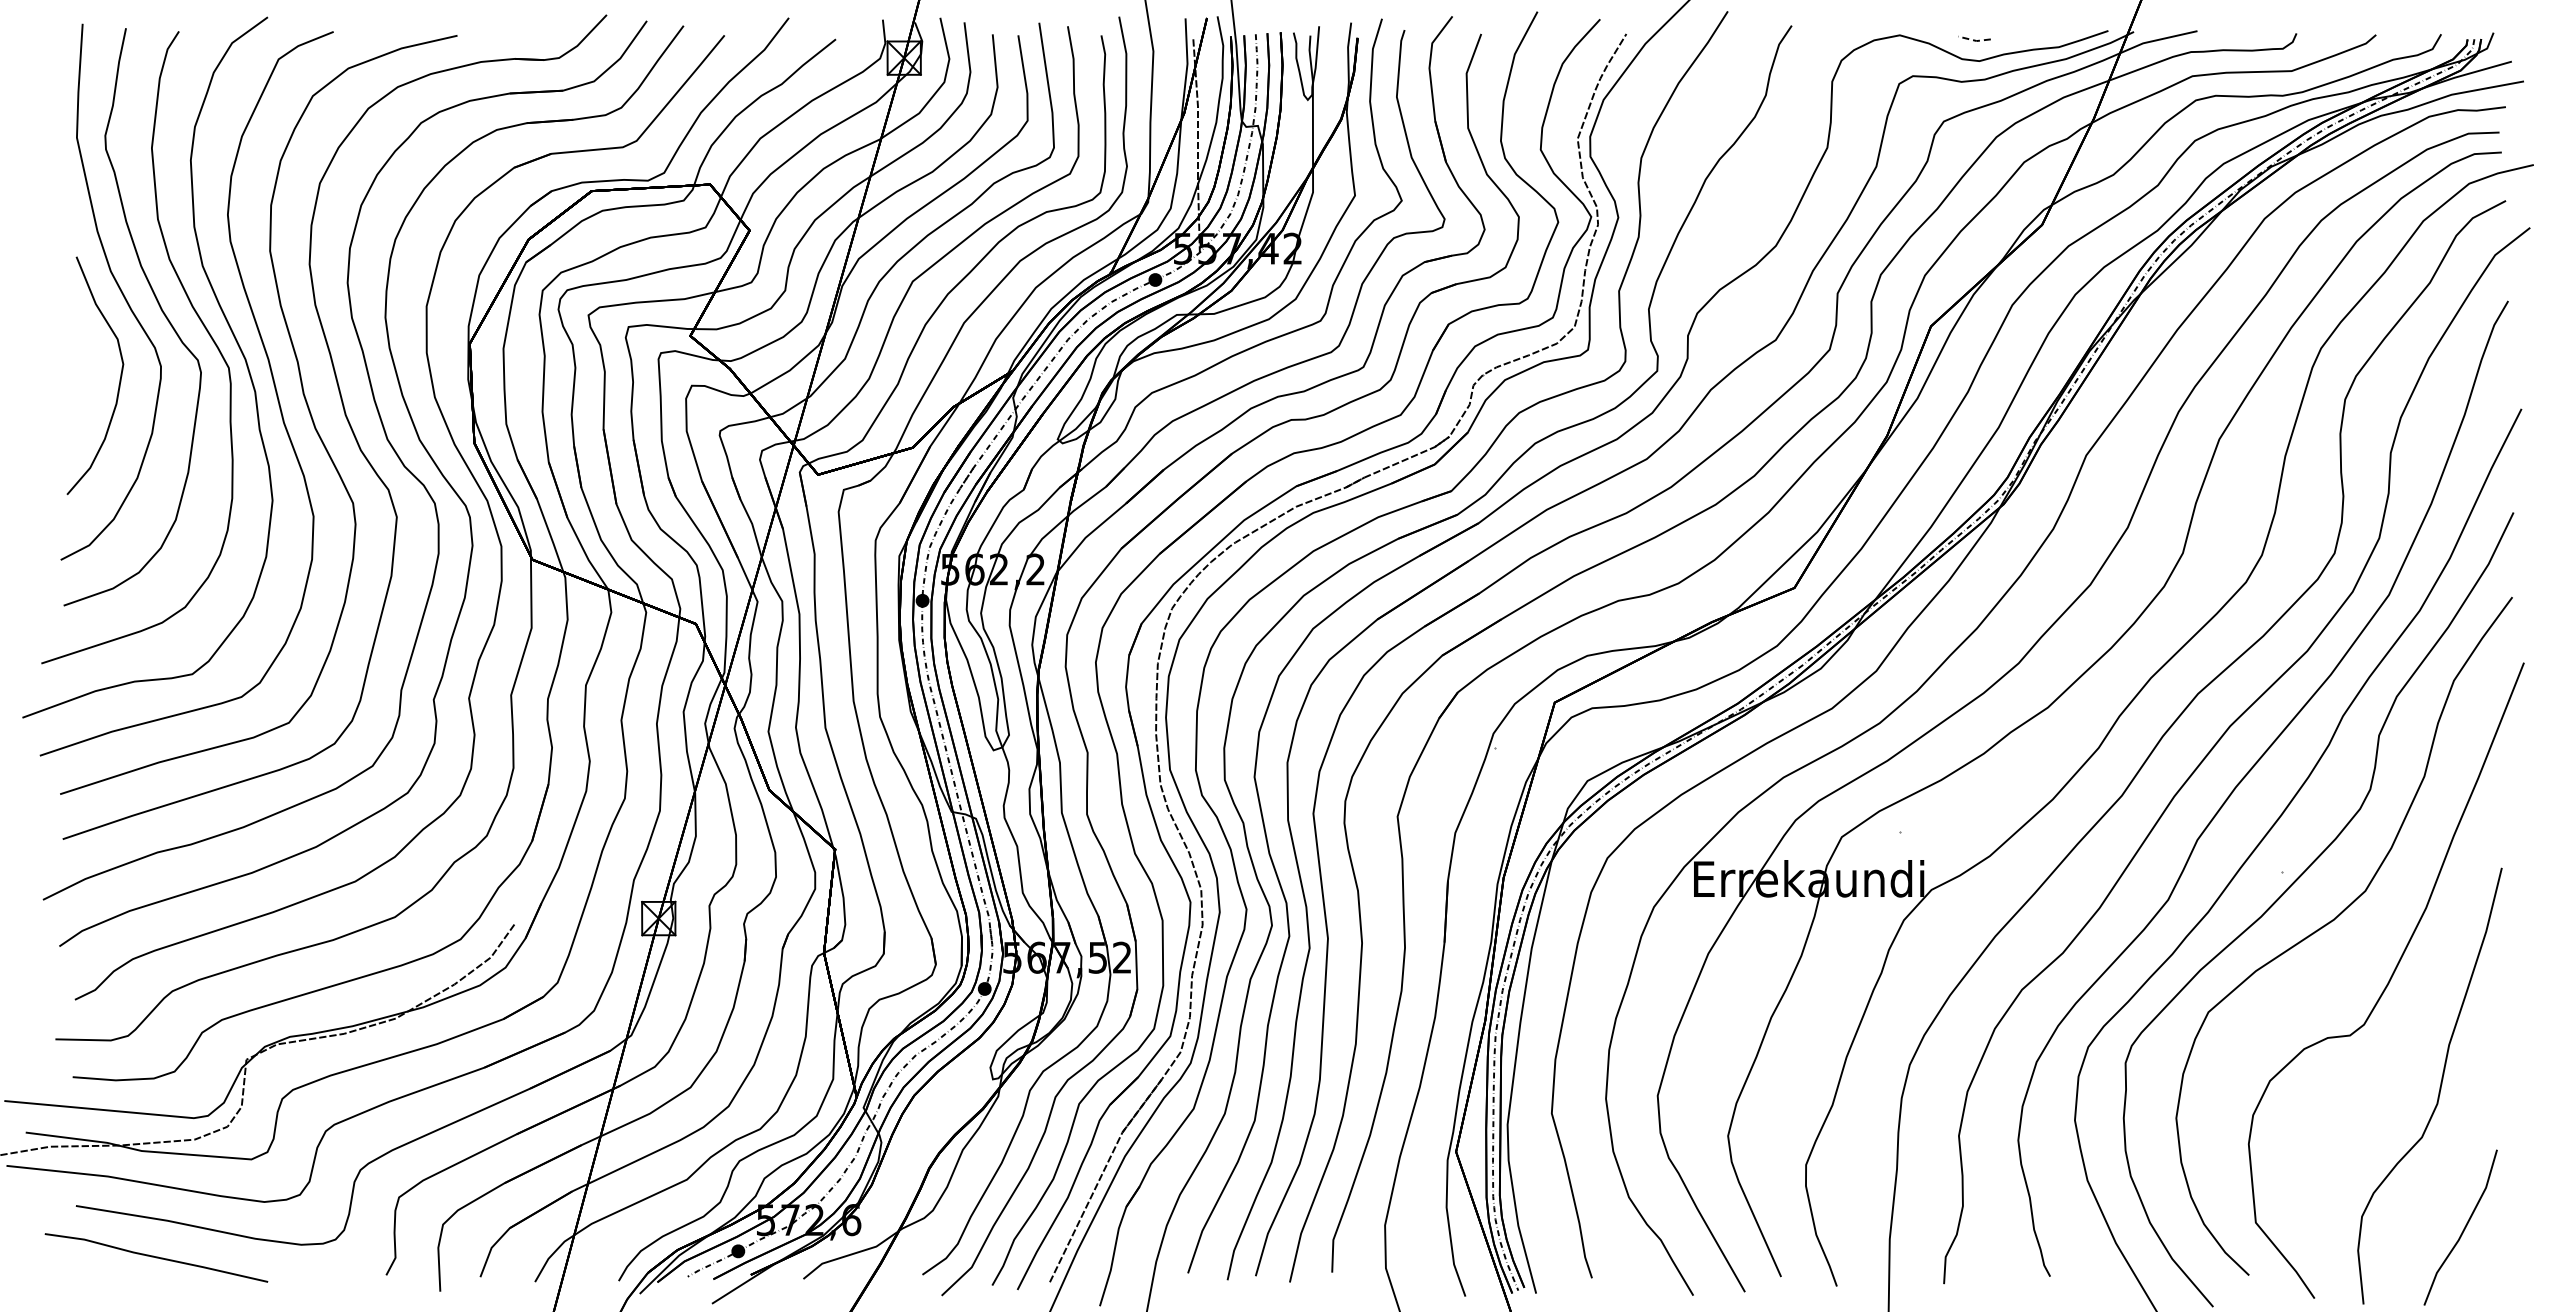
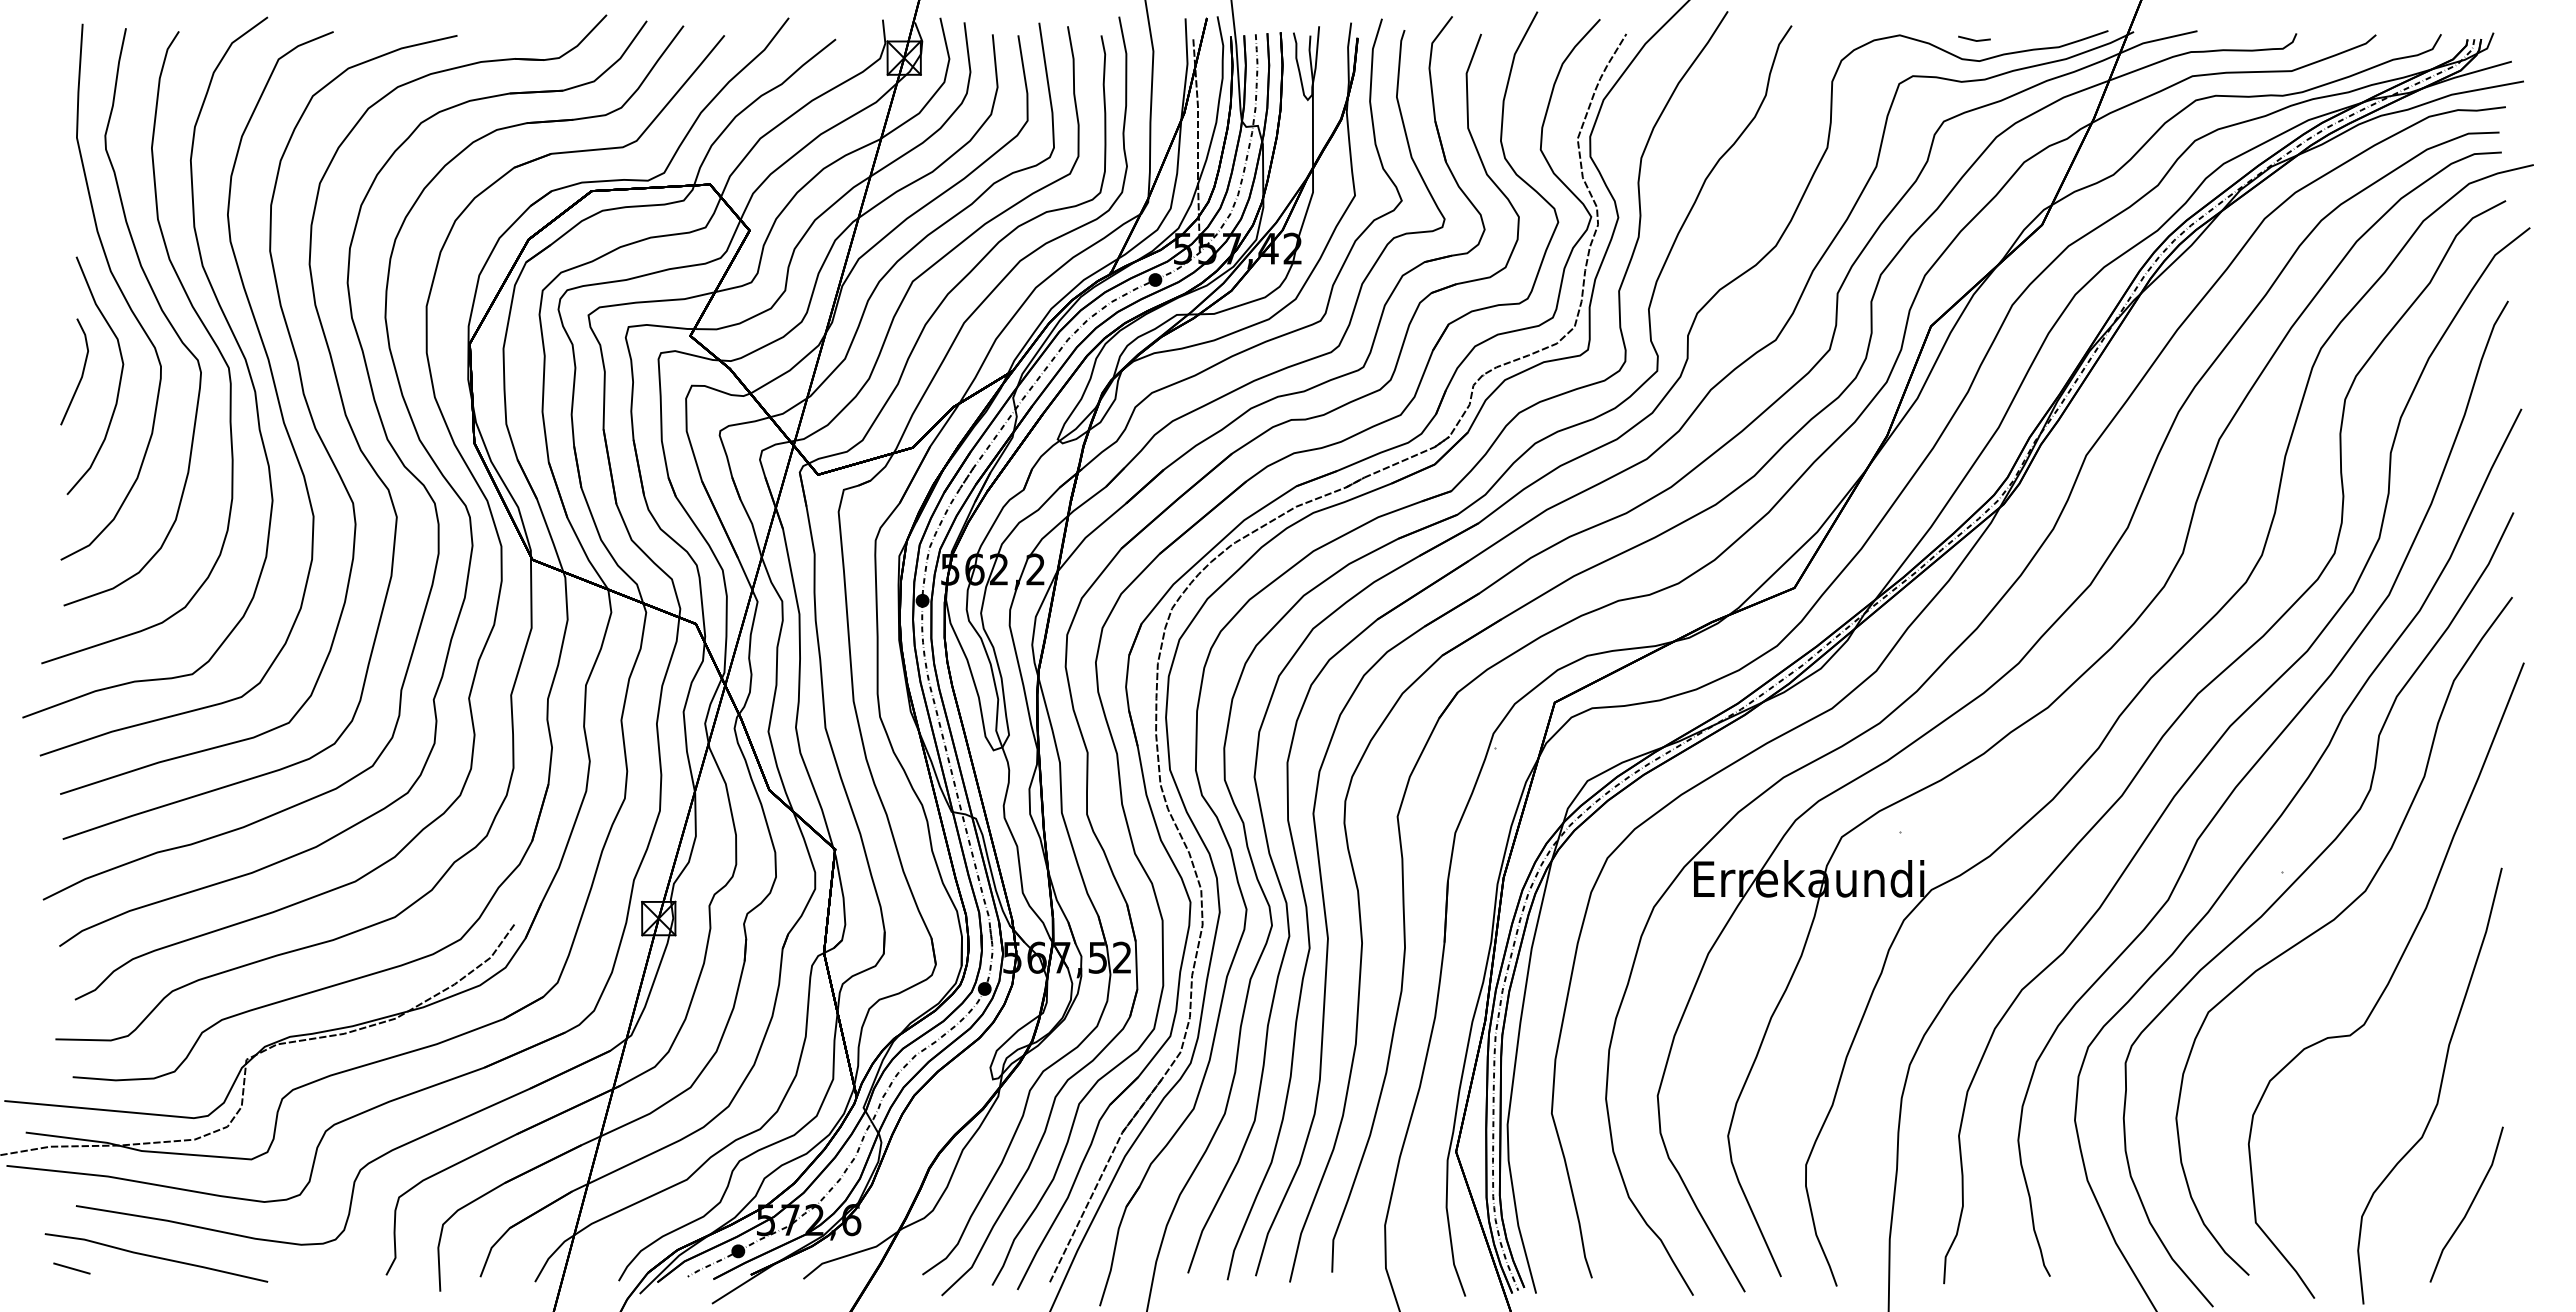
line: dashed -> solid (1974, 40)
line: none -> present (81, 374)
line position: (2463, 1228) -> (2469, 1205) (2469, 1205)
line: none -> present (71, 1268)
